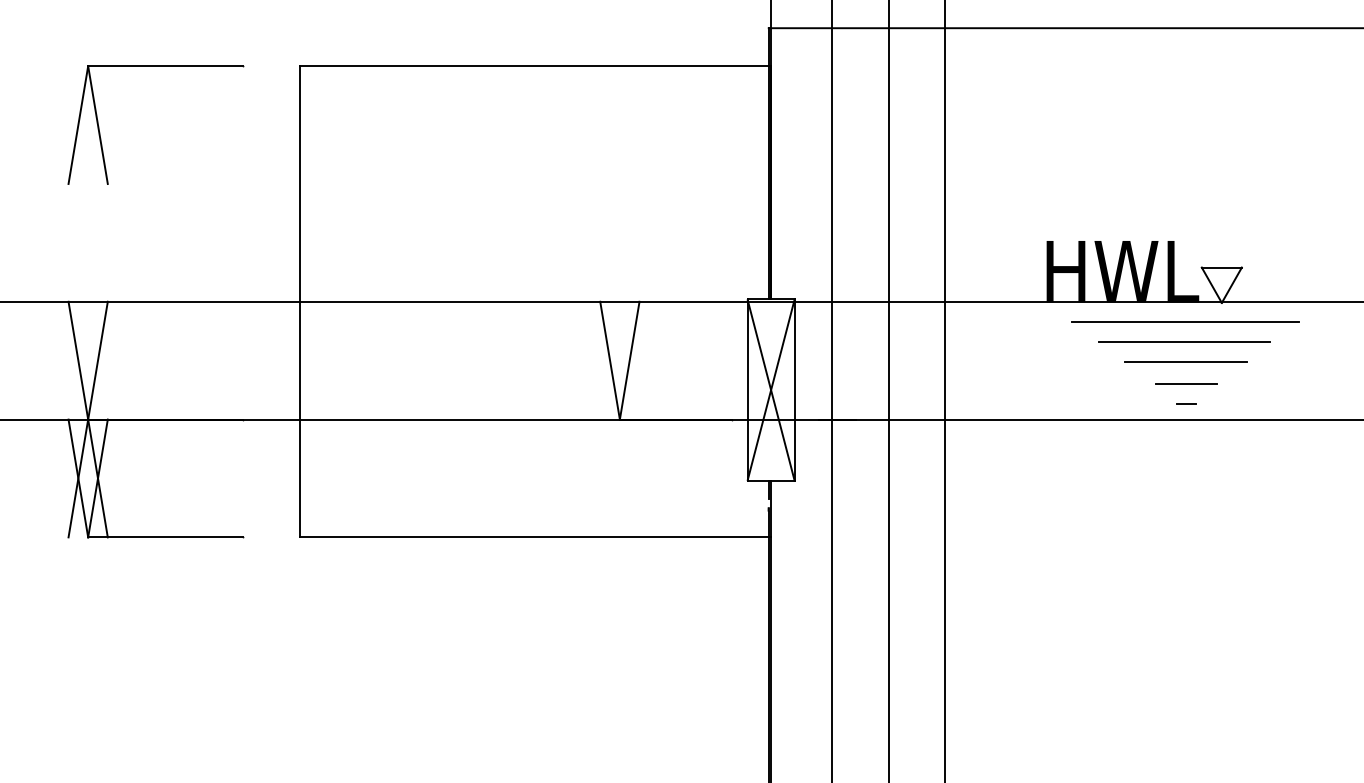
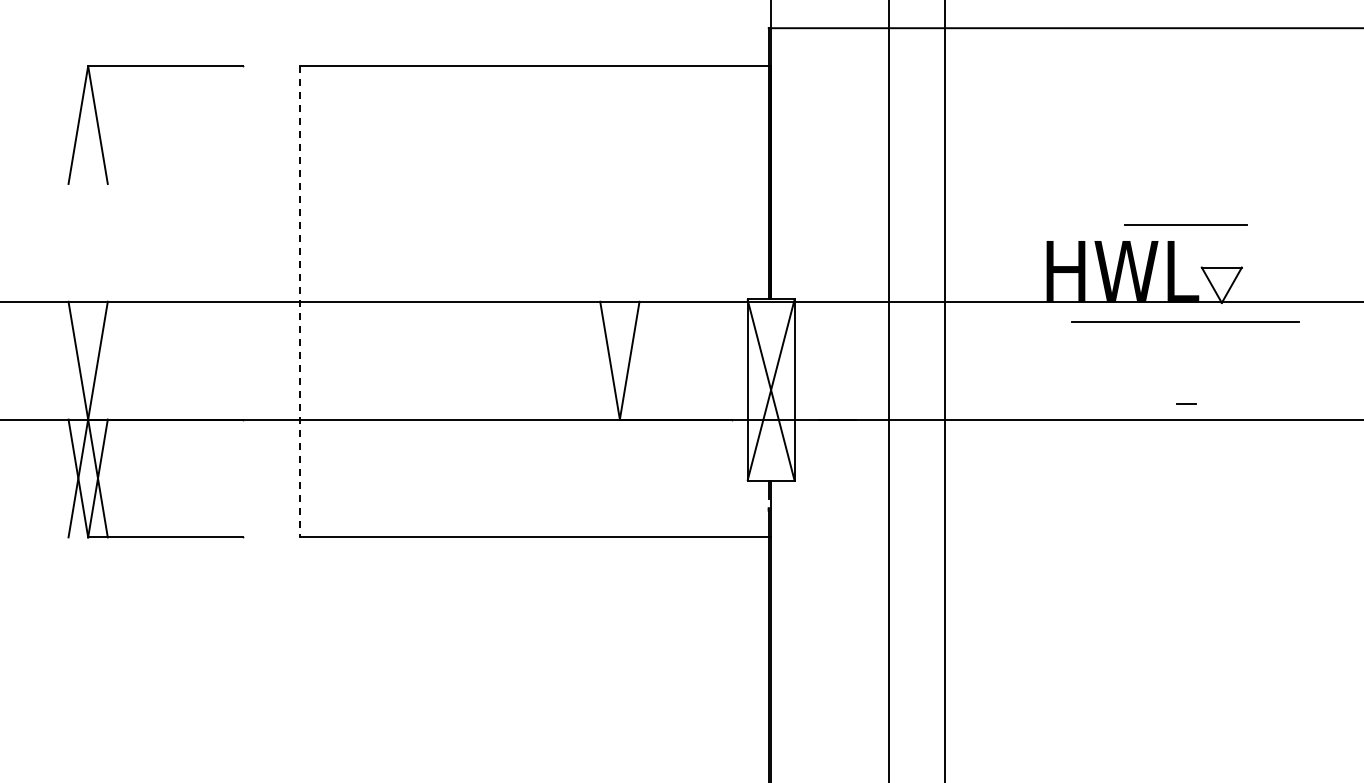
line: solid -> dashed (299, 301)
line: present -> none (1184, 341)
line position: (1185, 361) -> (1185, 224) (1185, 224)
line: present -> none (1186, 383)
line: present -> none (832, 390)
